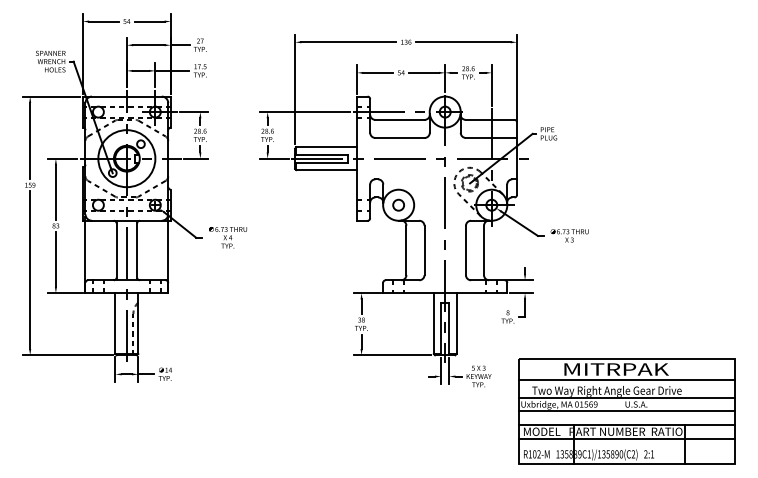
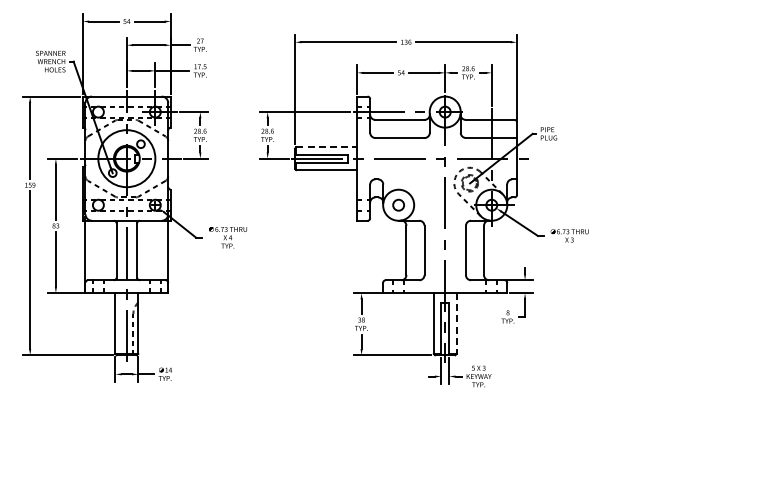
line: solid -> dashed (327, 147)
line: solid -> dashed (456, 324)
part: present -> none (626, 411)
